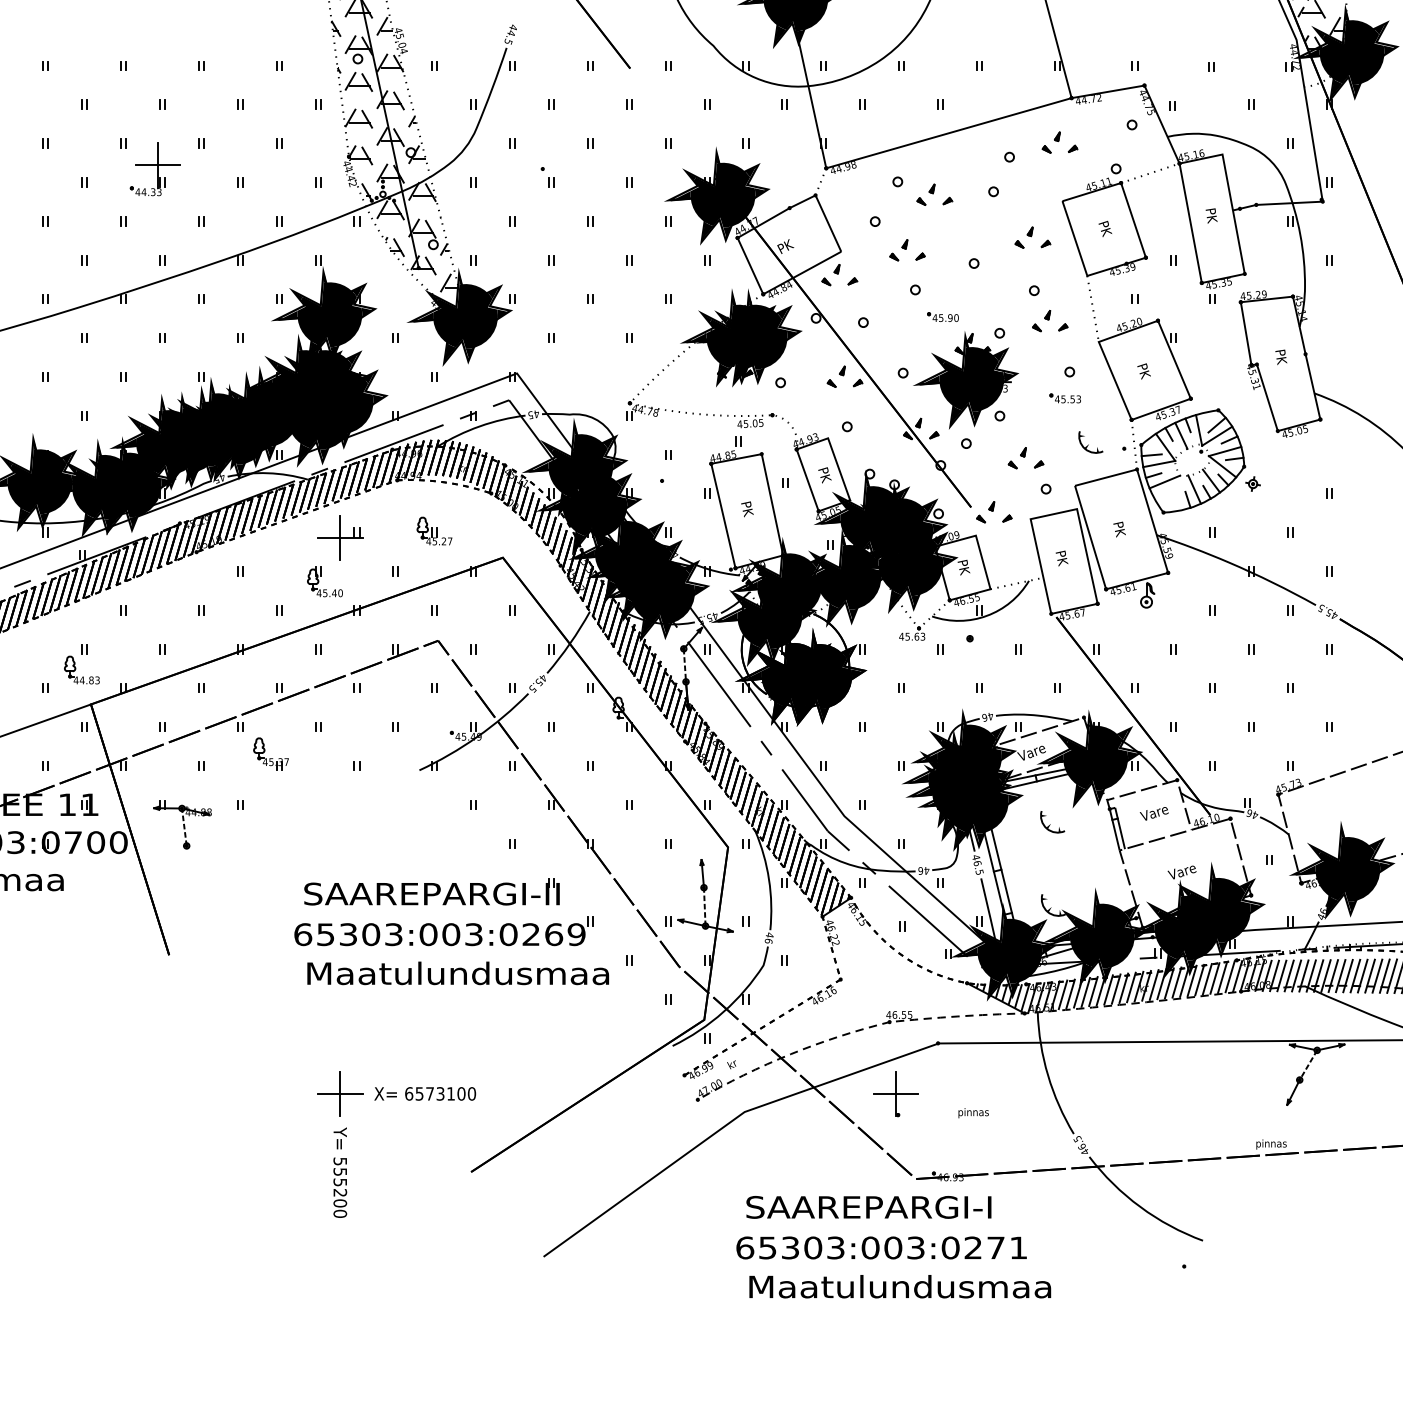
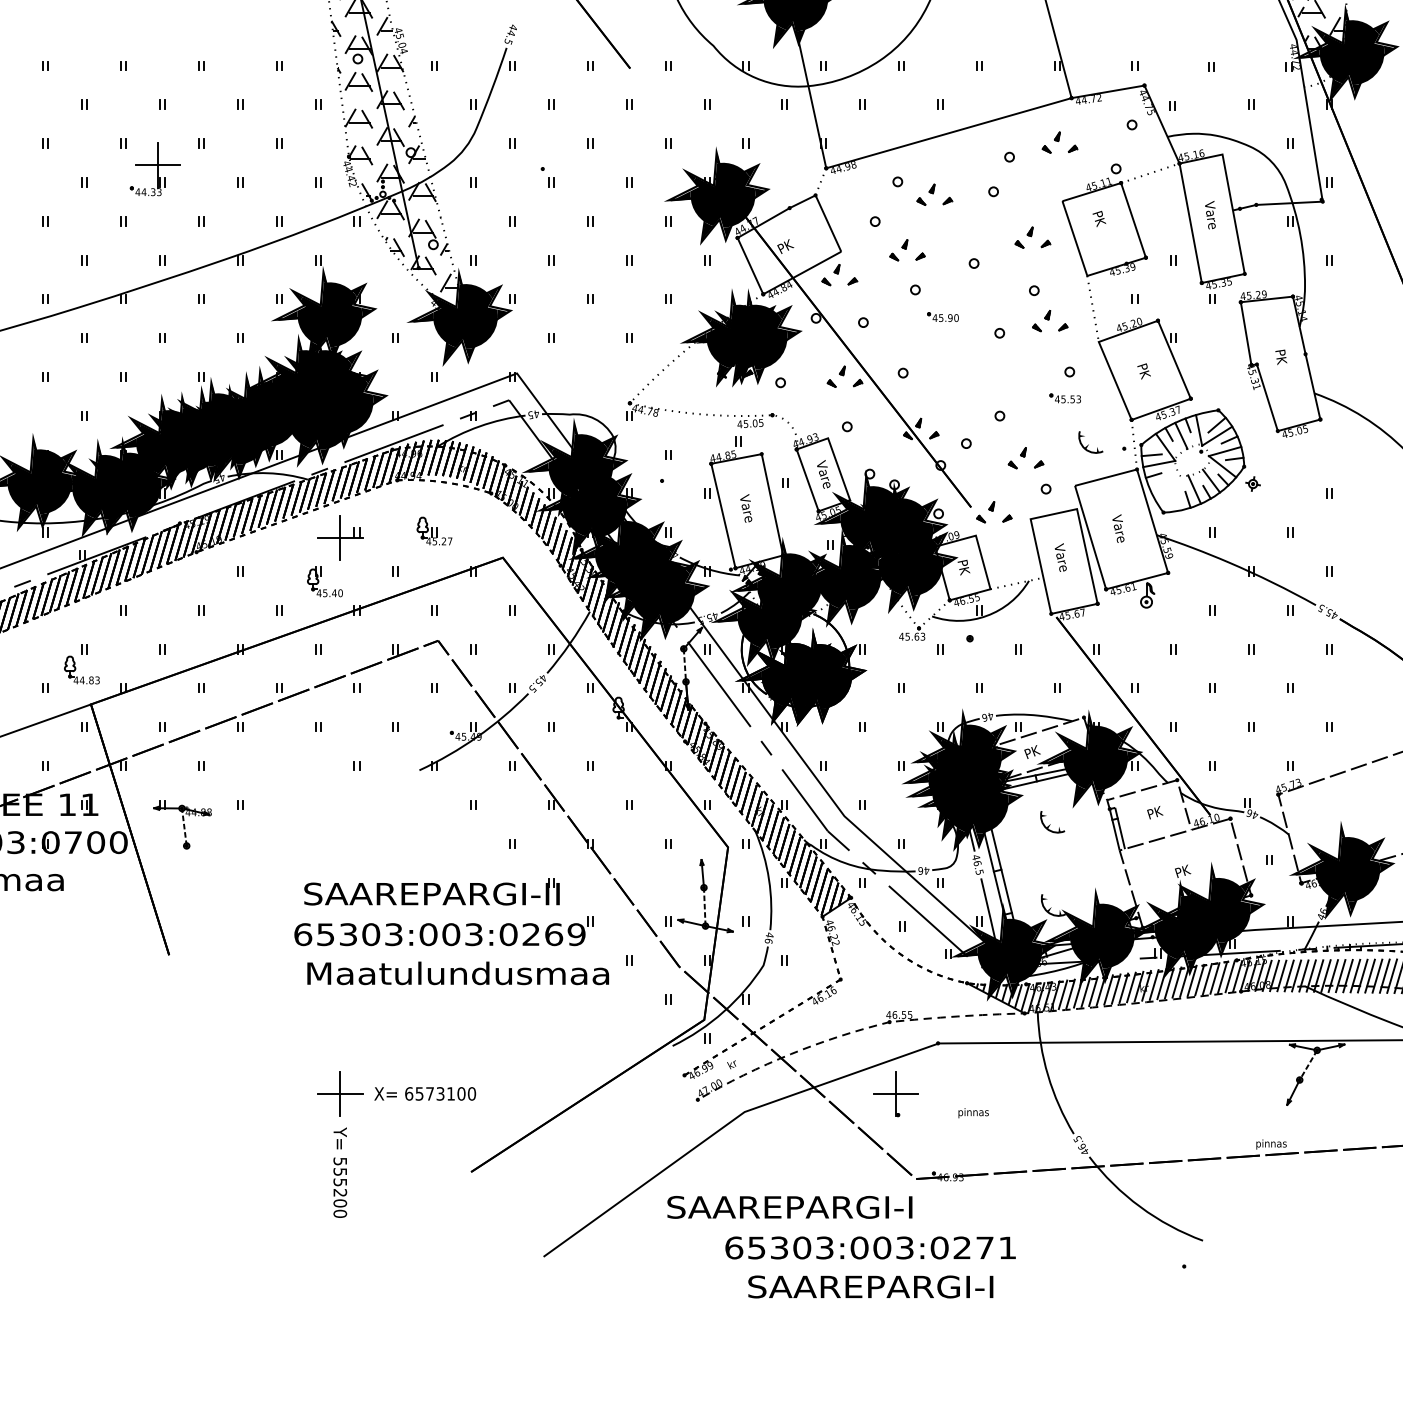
text: PK -> Vare (1211, 214)
text position: (1105, 228) -> (1099, 218) (1099, 218)
part: present -> none (965, 380)
text: PK -> Vare (824, 474)
line: present -> none (1164, 481)
text: PK -> Vare (746, 508)
text: PK -> Vare (1118, 528)
text: PK -> Vare (1061, 557)
text: Vare -> PK (1031, 752)
part: present -> none (270, 753)
text: Vare -> PK (1153, 813)
text: Vare -> PK (1181, 871)
text position: (868, 1207) -> (789, 1207) (789, 1207)
text position: (881, 1247) -> (870, 1247) (870, 1247)
text: Maatulundusmaa -> SAAREPARGI-I (899, 1286)
